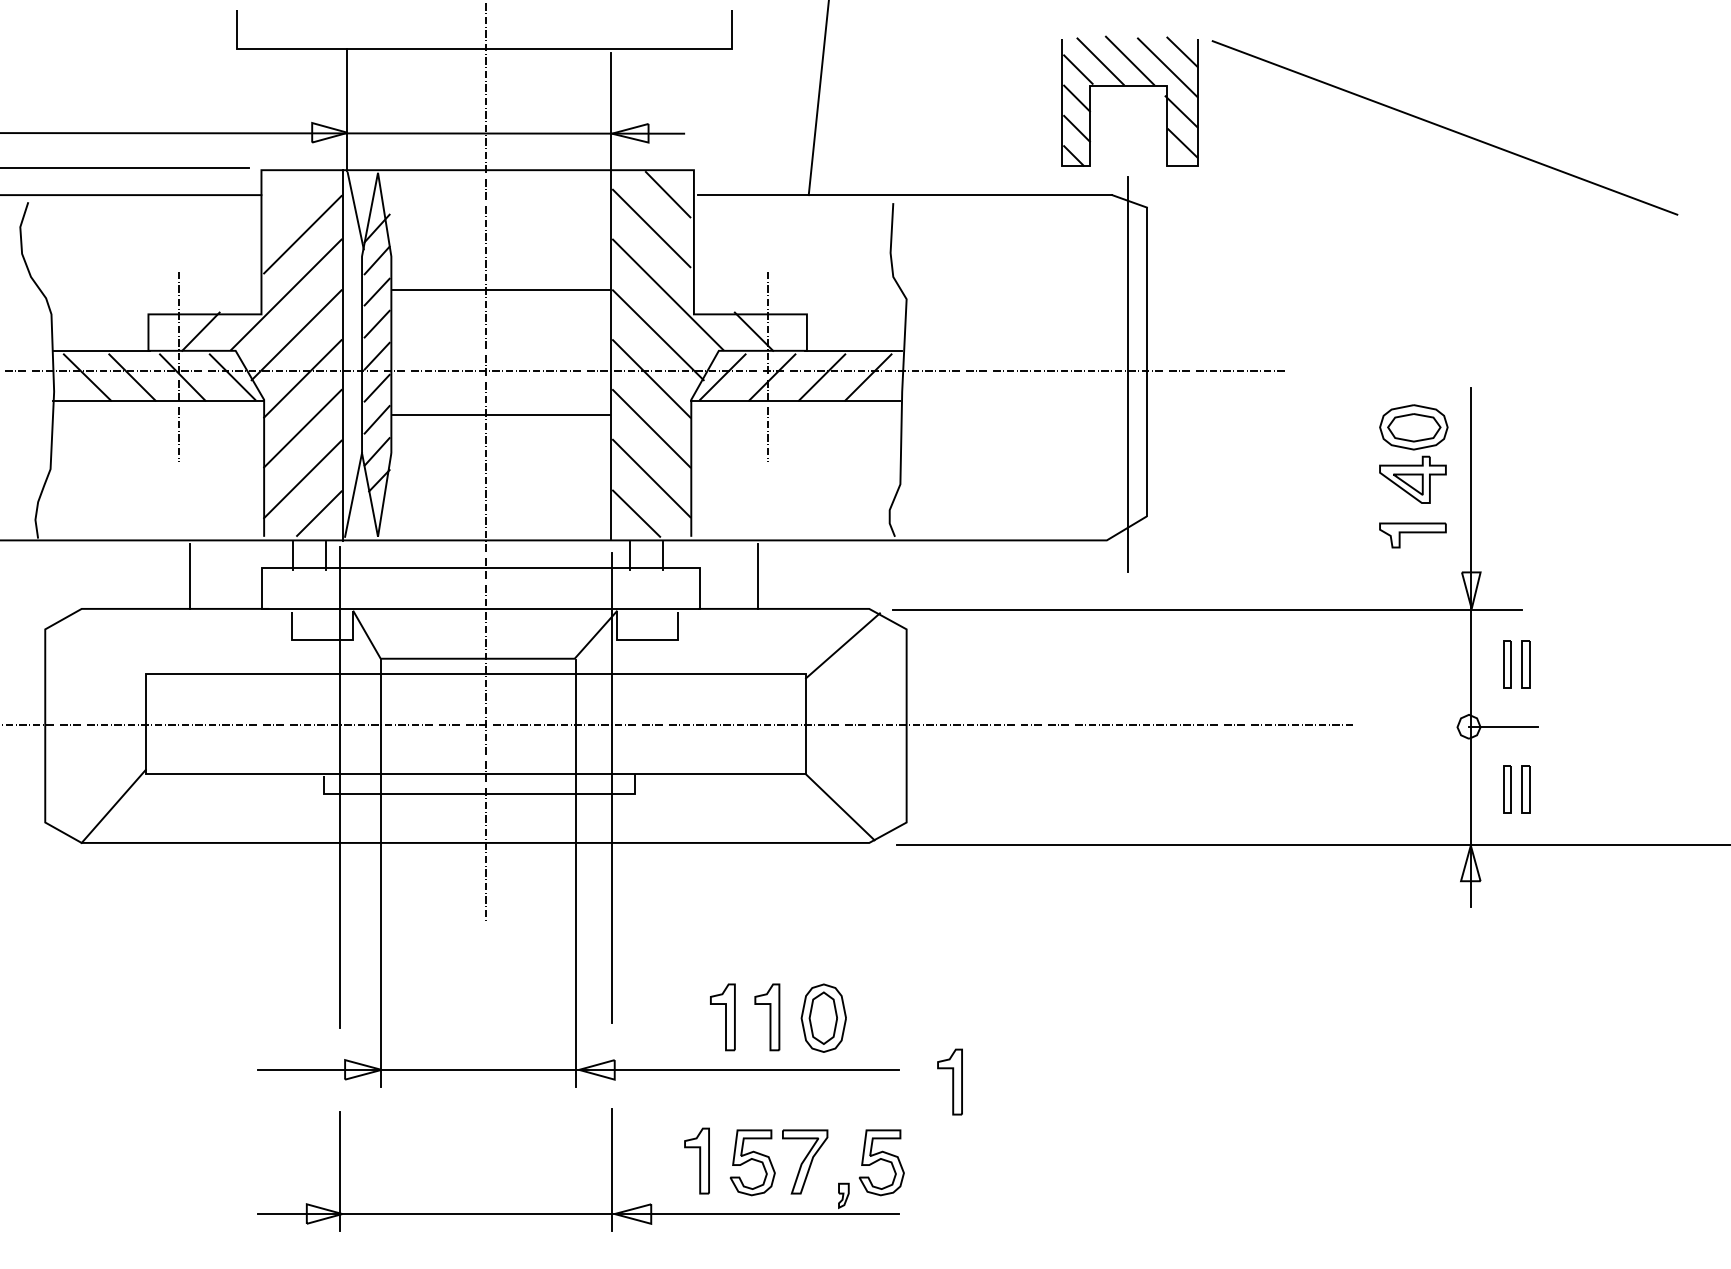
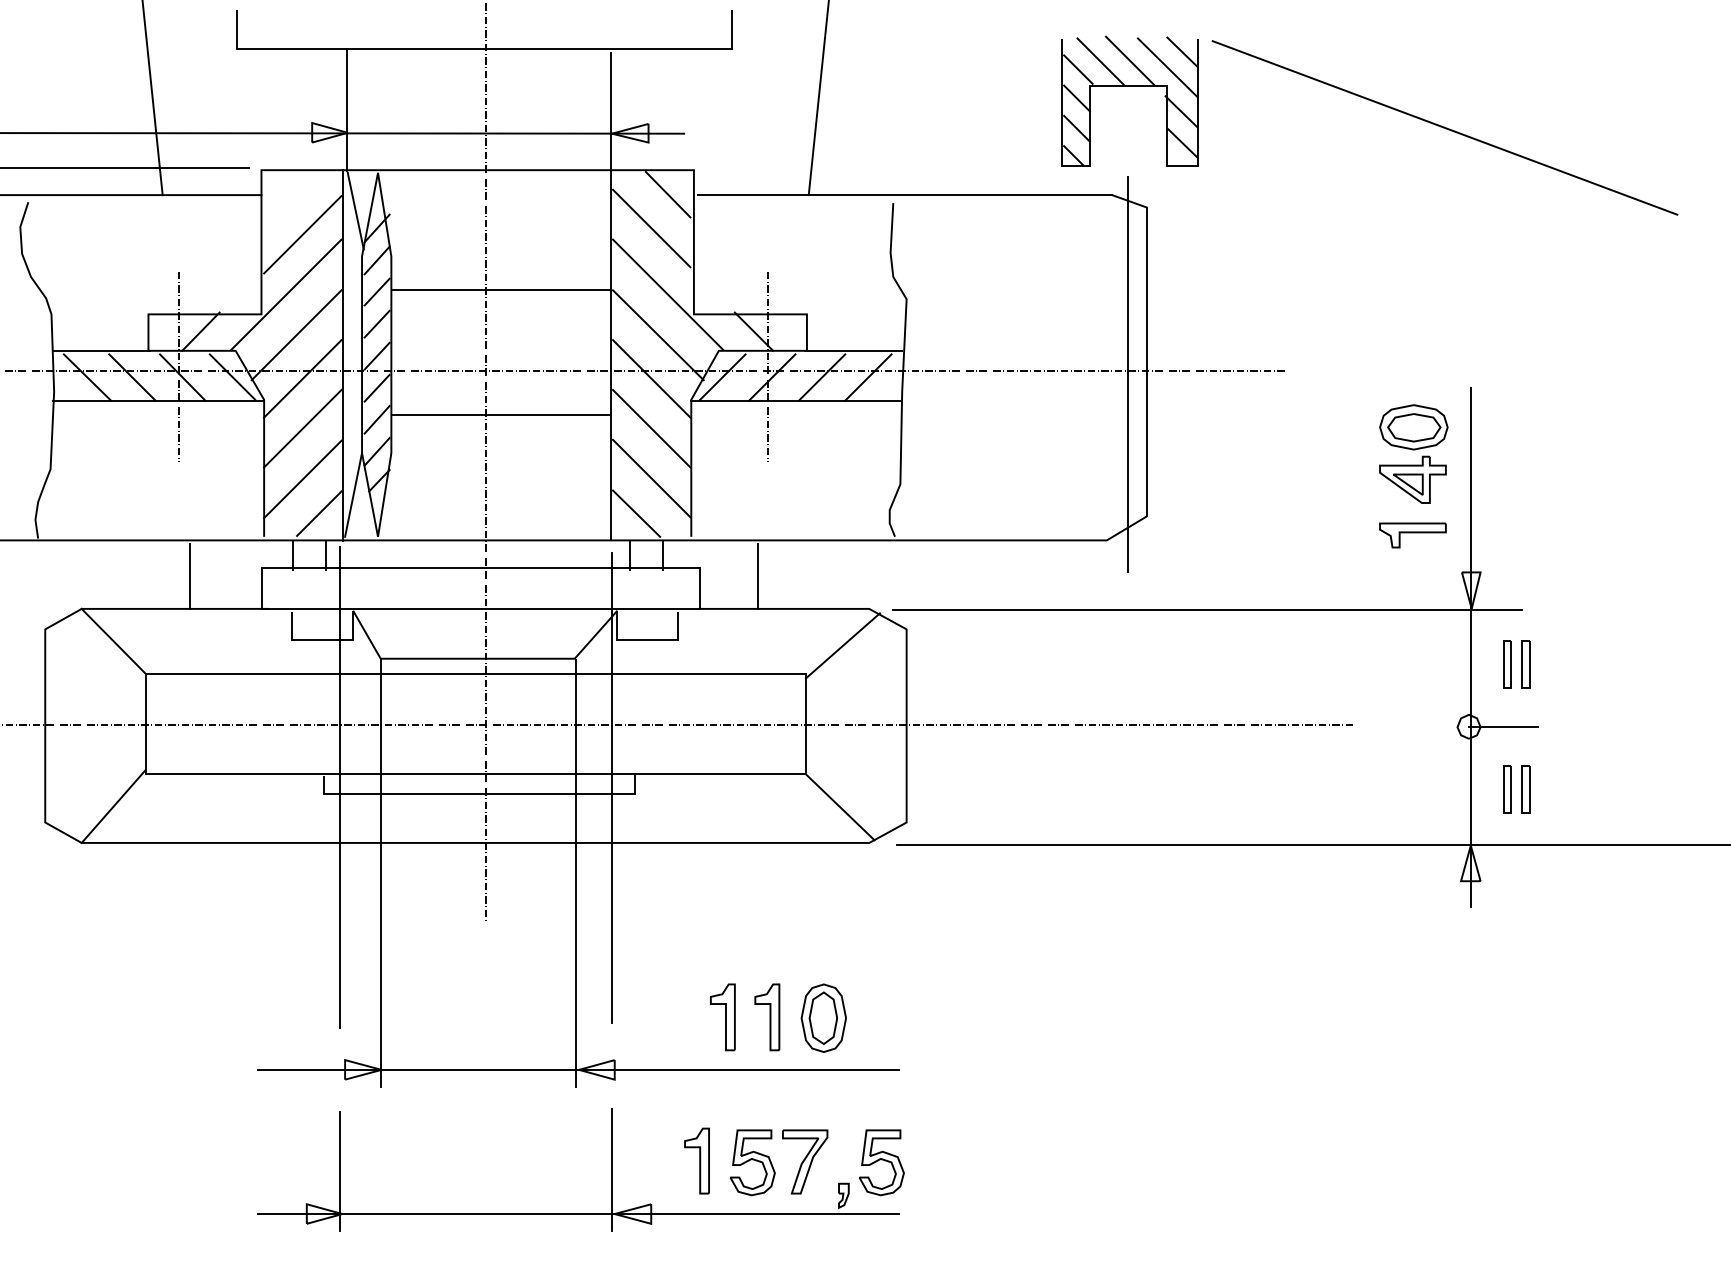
line: none -> present (152, 98)
line: none -> present (113, 640)
part: present -> none (949, 1081)
